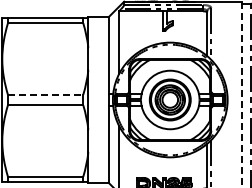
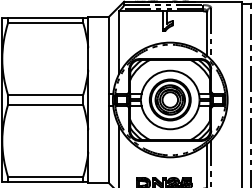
line: dashed -> solid (45, 94)
line: dashed -> solid (242, 94)
